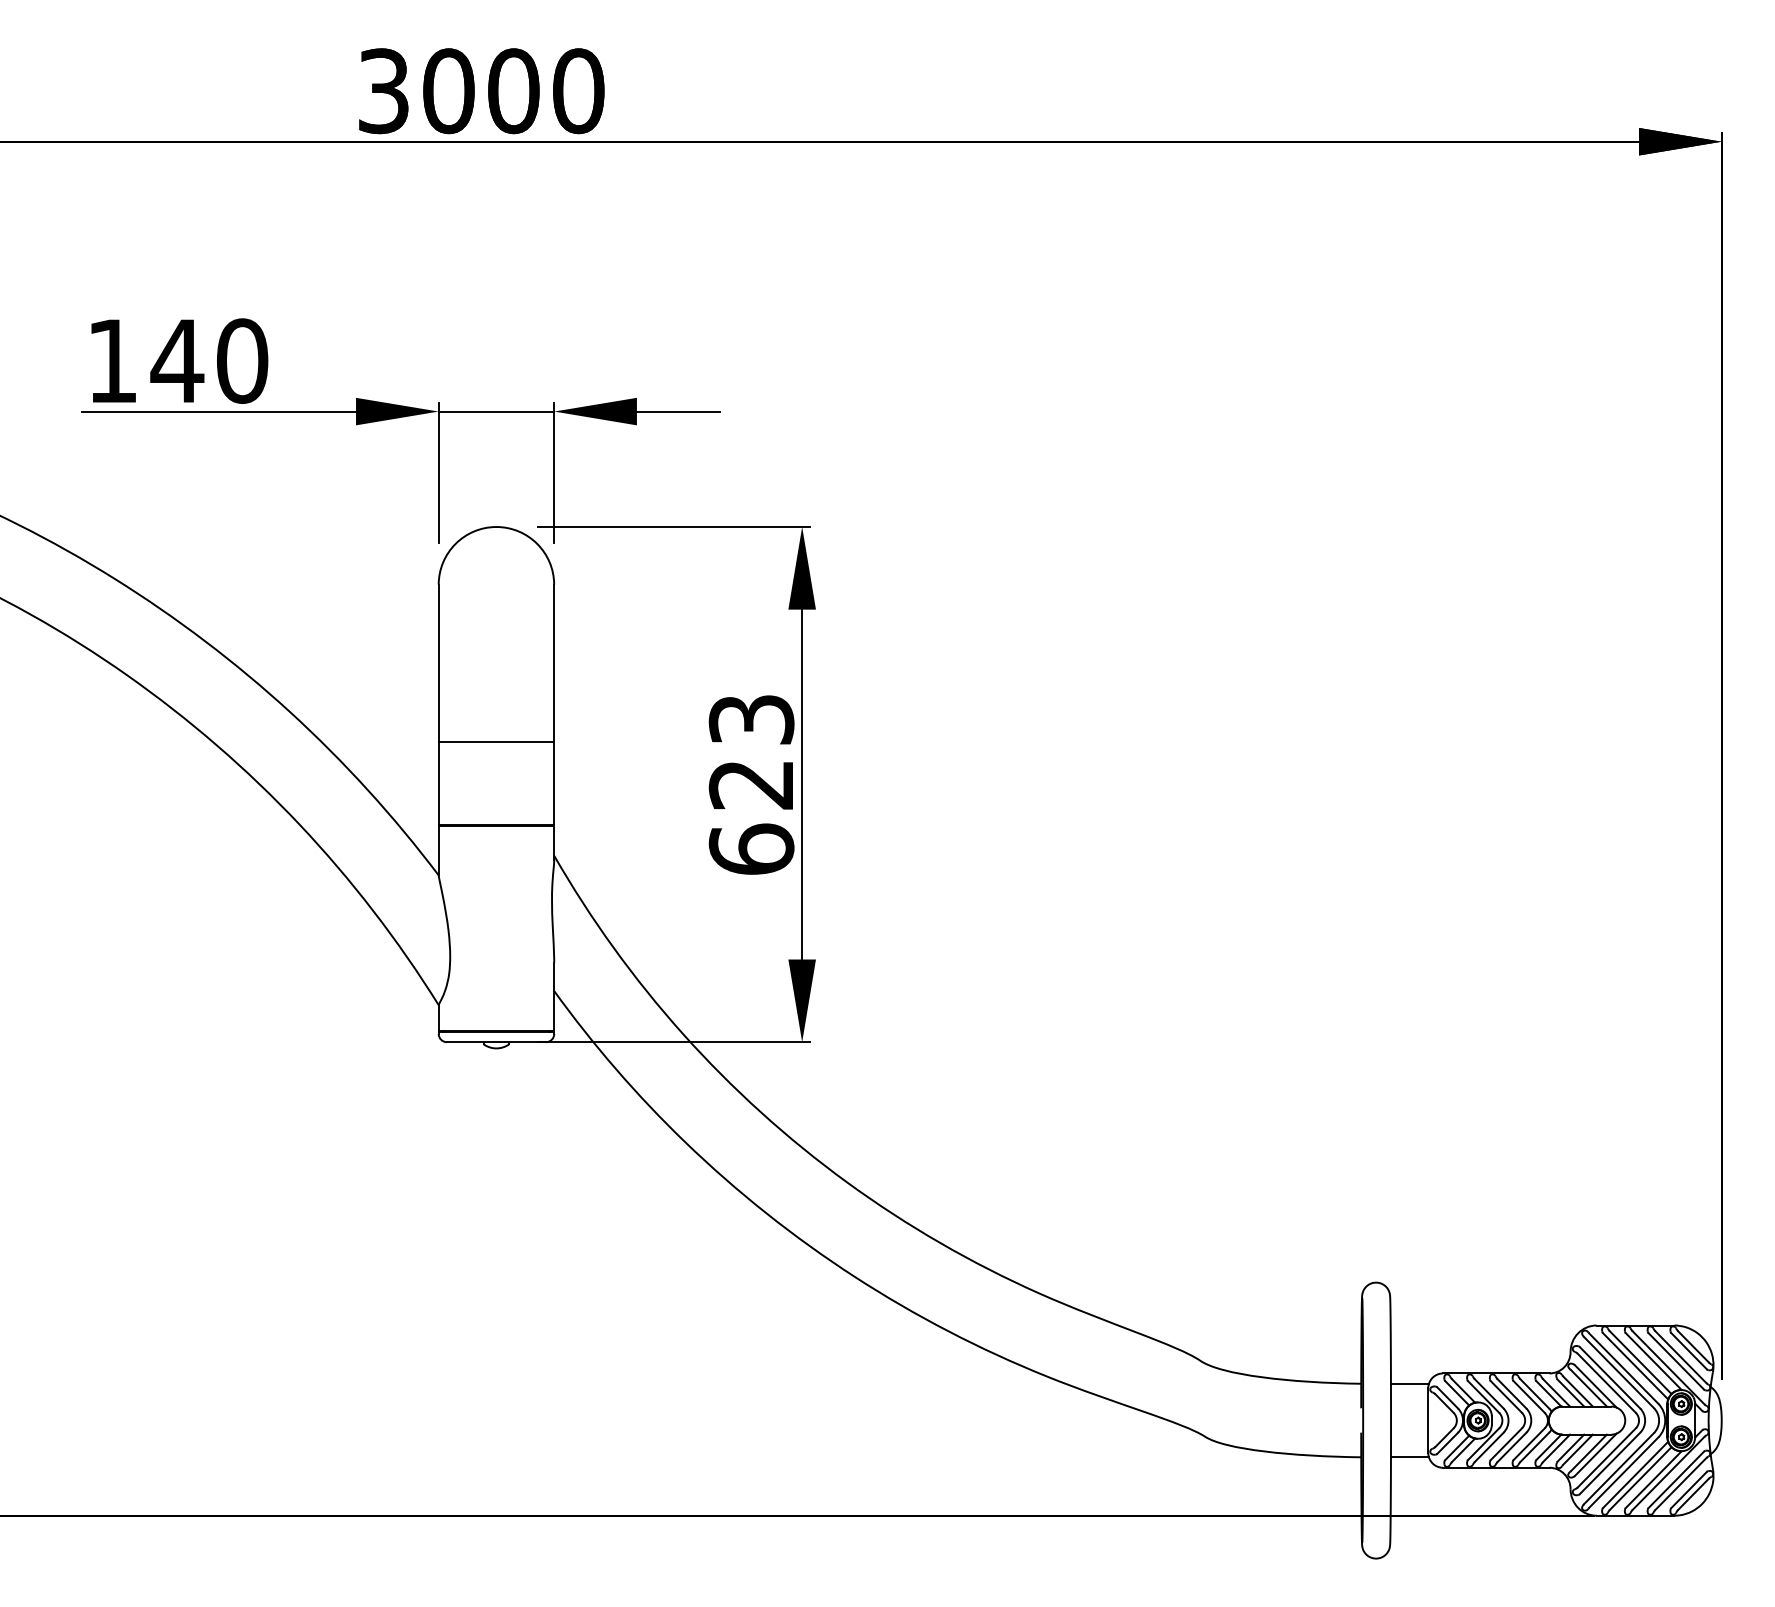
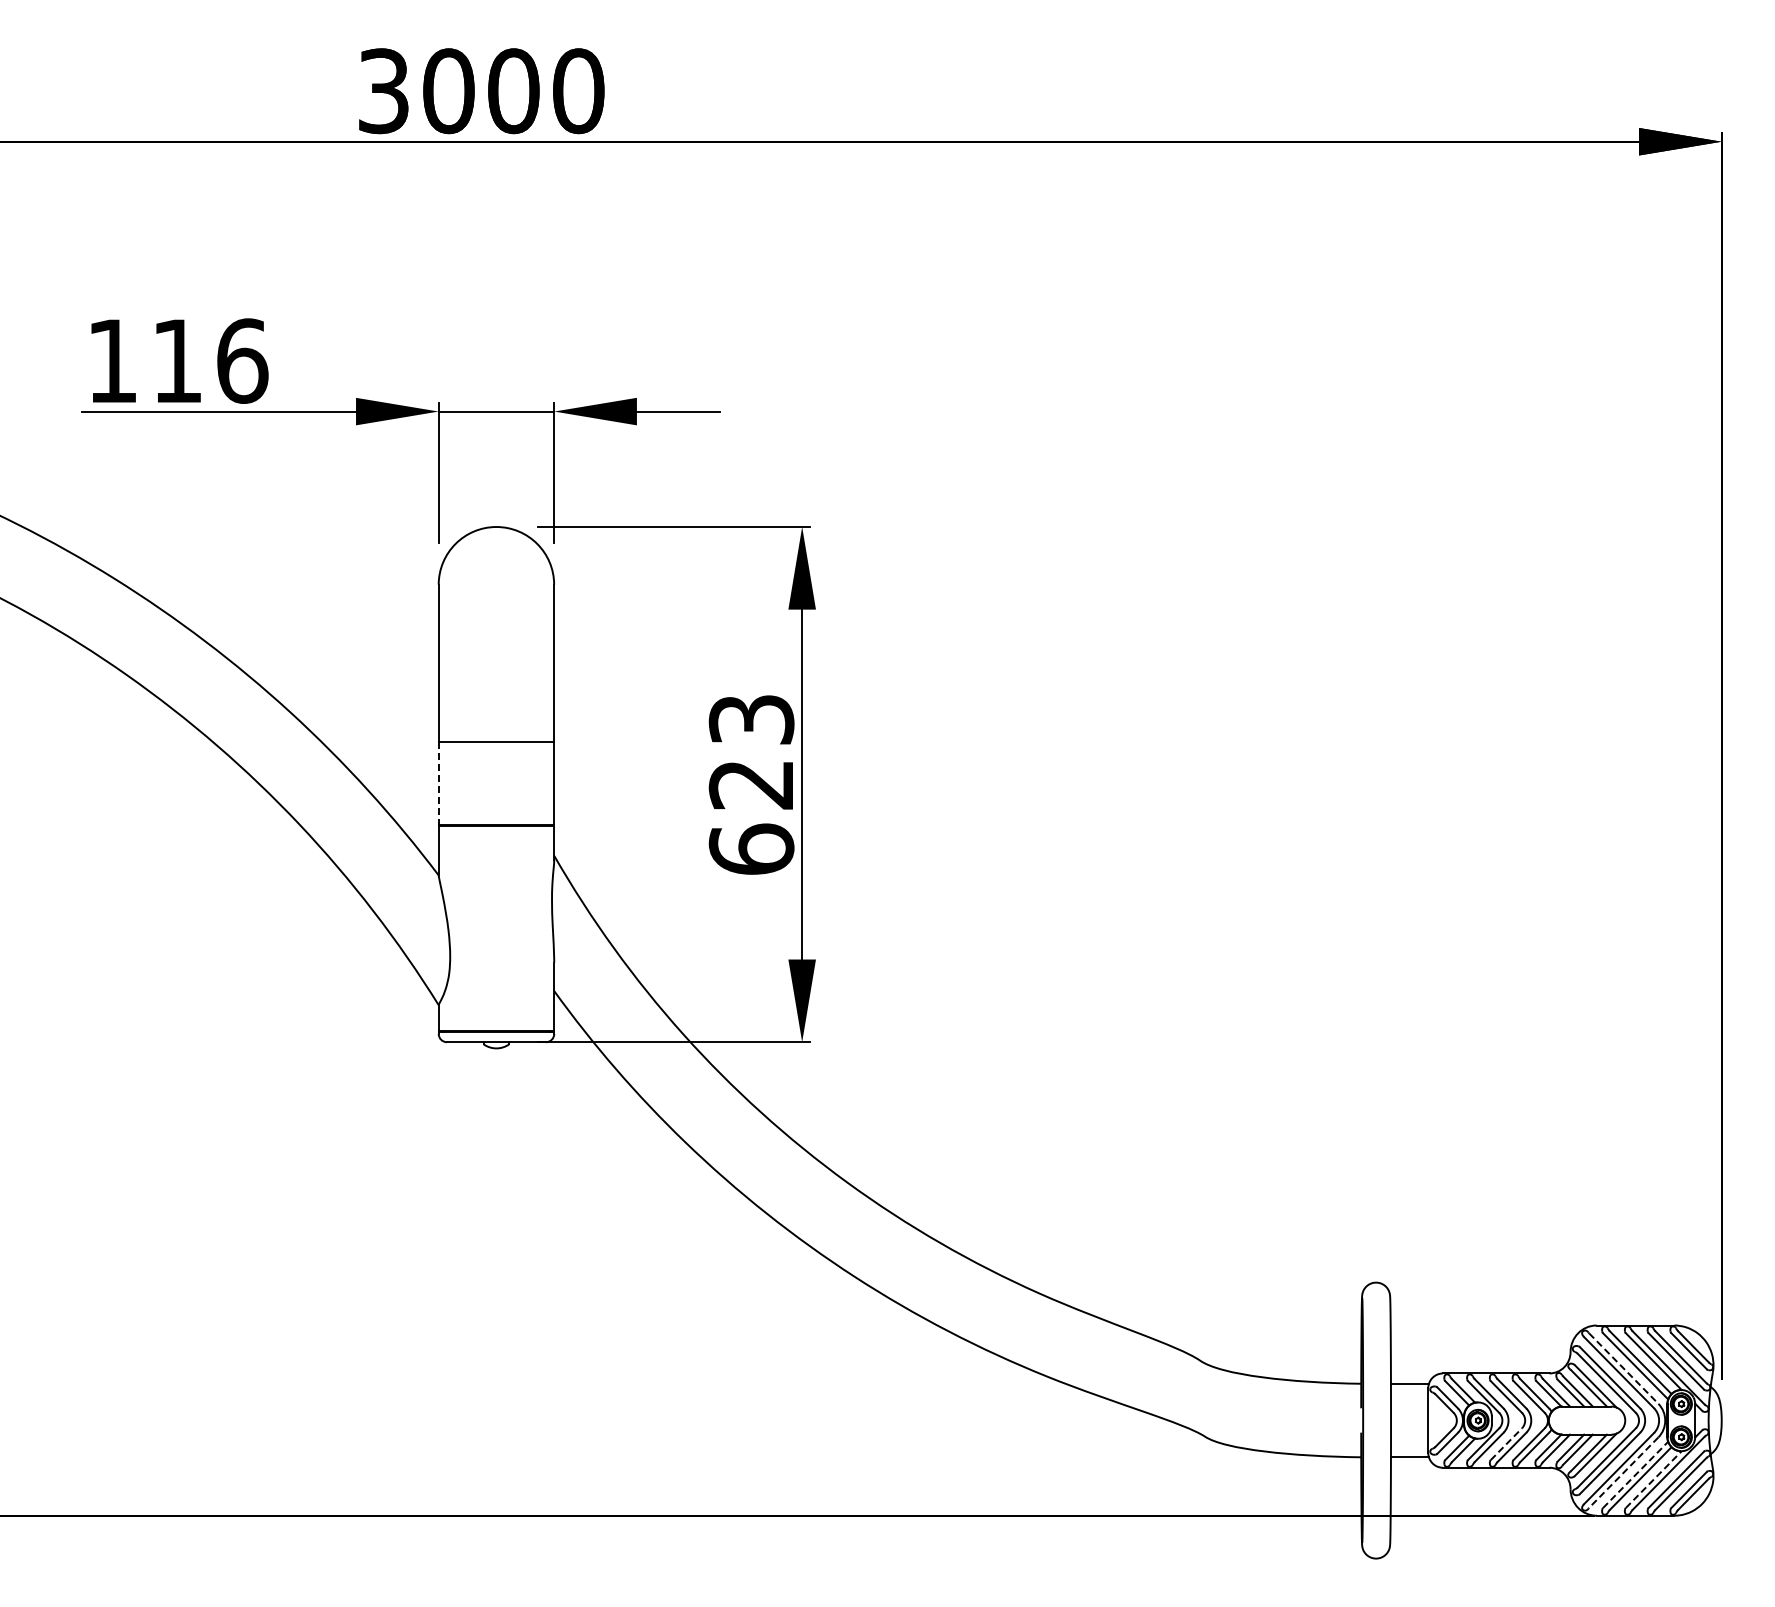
text: 140 -> 116 (209, 360)
line: solid -> dashed (438, 784)
line: solid -> dashed (1624, 1368)
line: solid -> dashed (1506, 1443)
line: solid -> dashed (1623, 1472)
line: solid -> dashed (1635, 1474)
line: solid -> dashed (1653, 1479)
